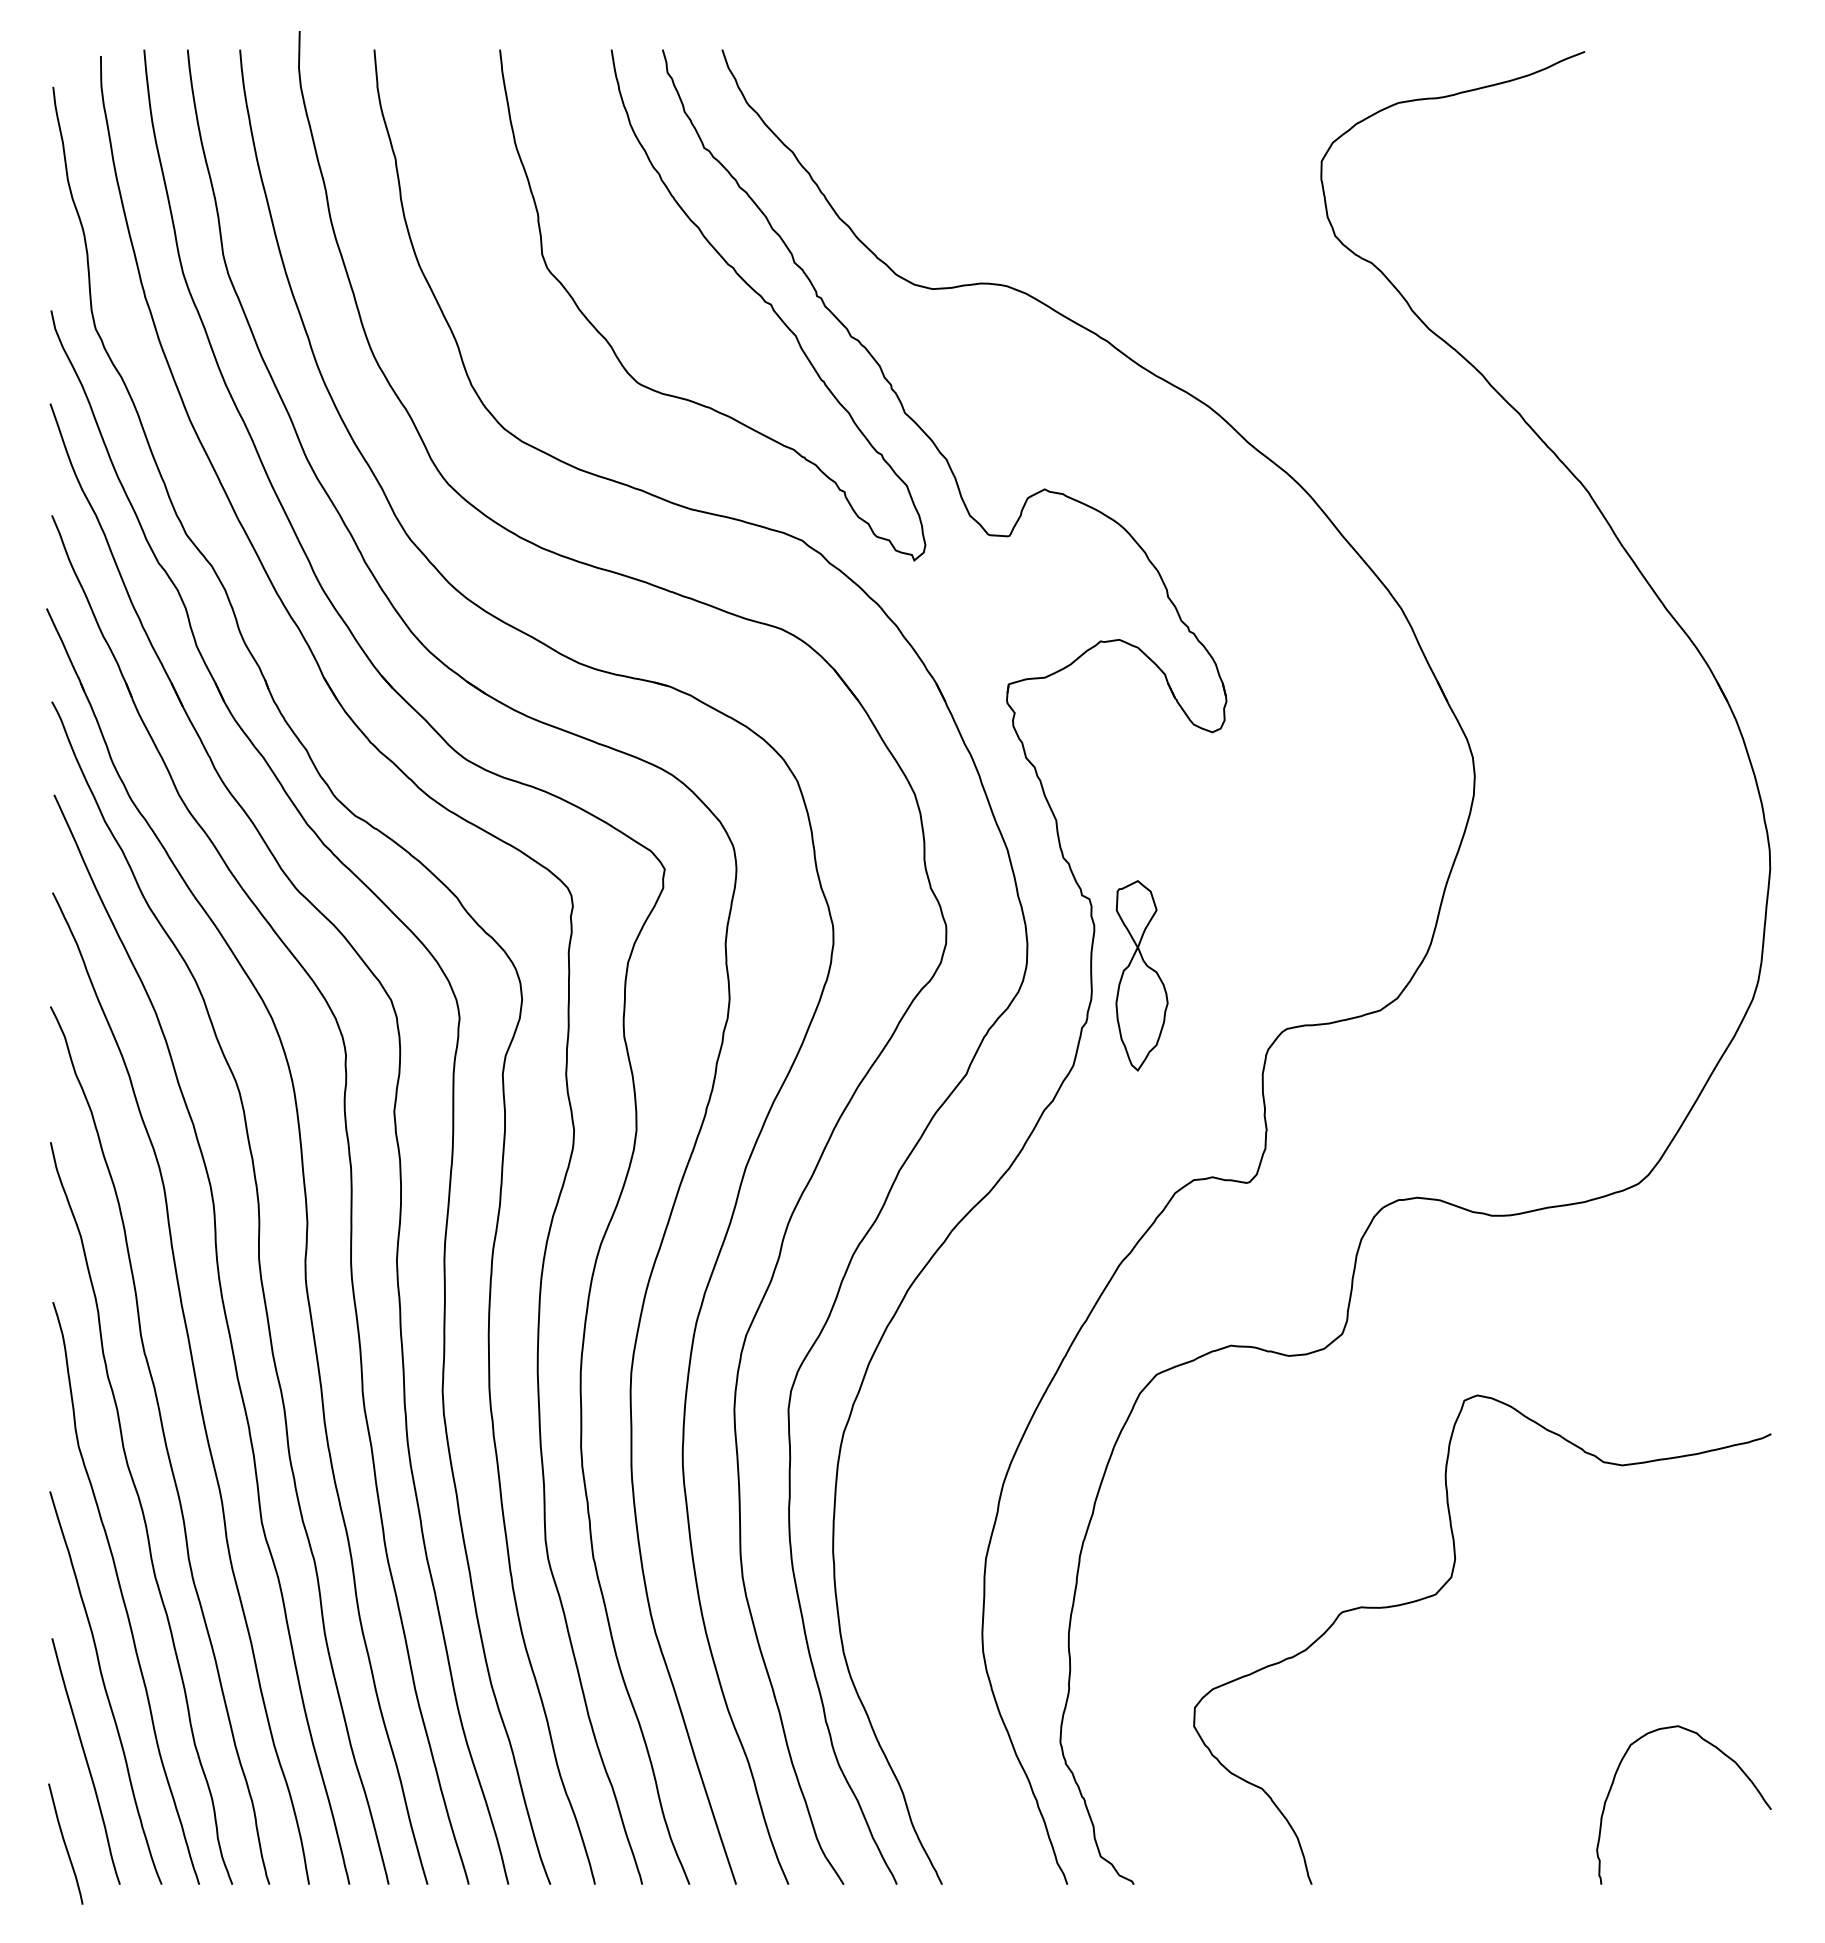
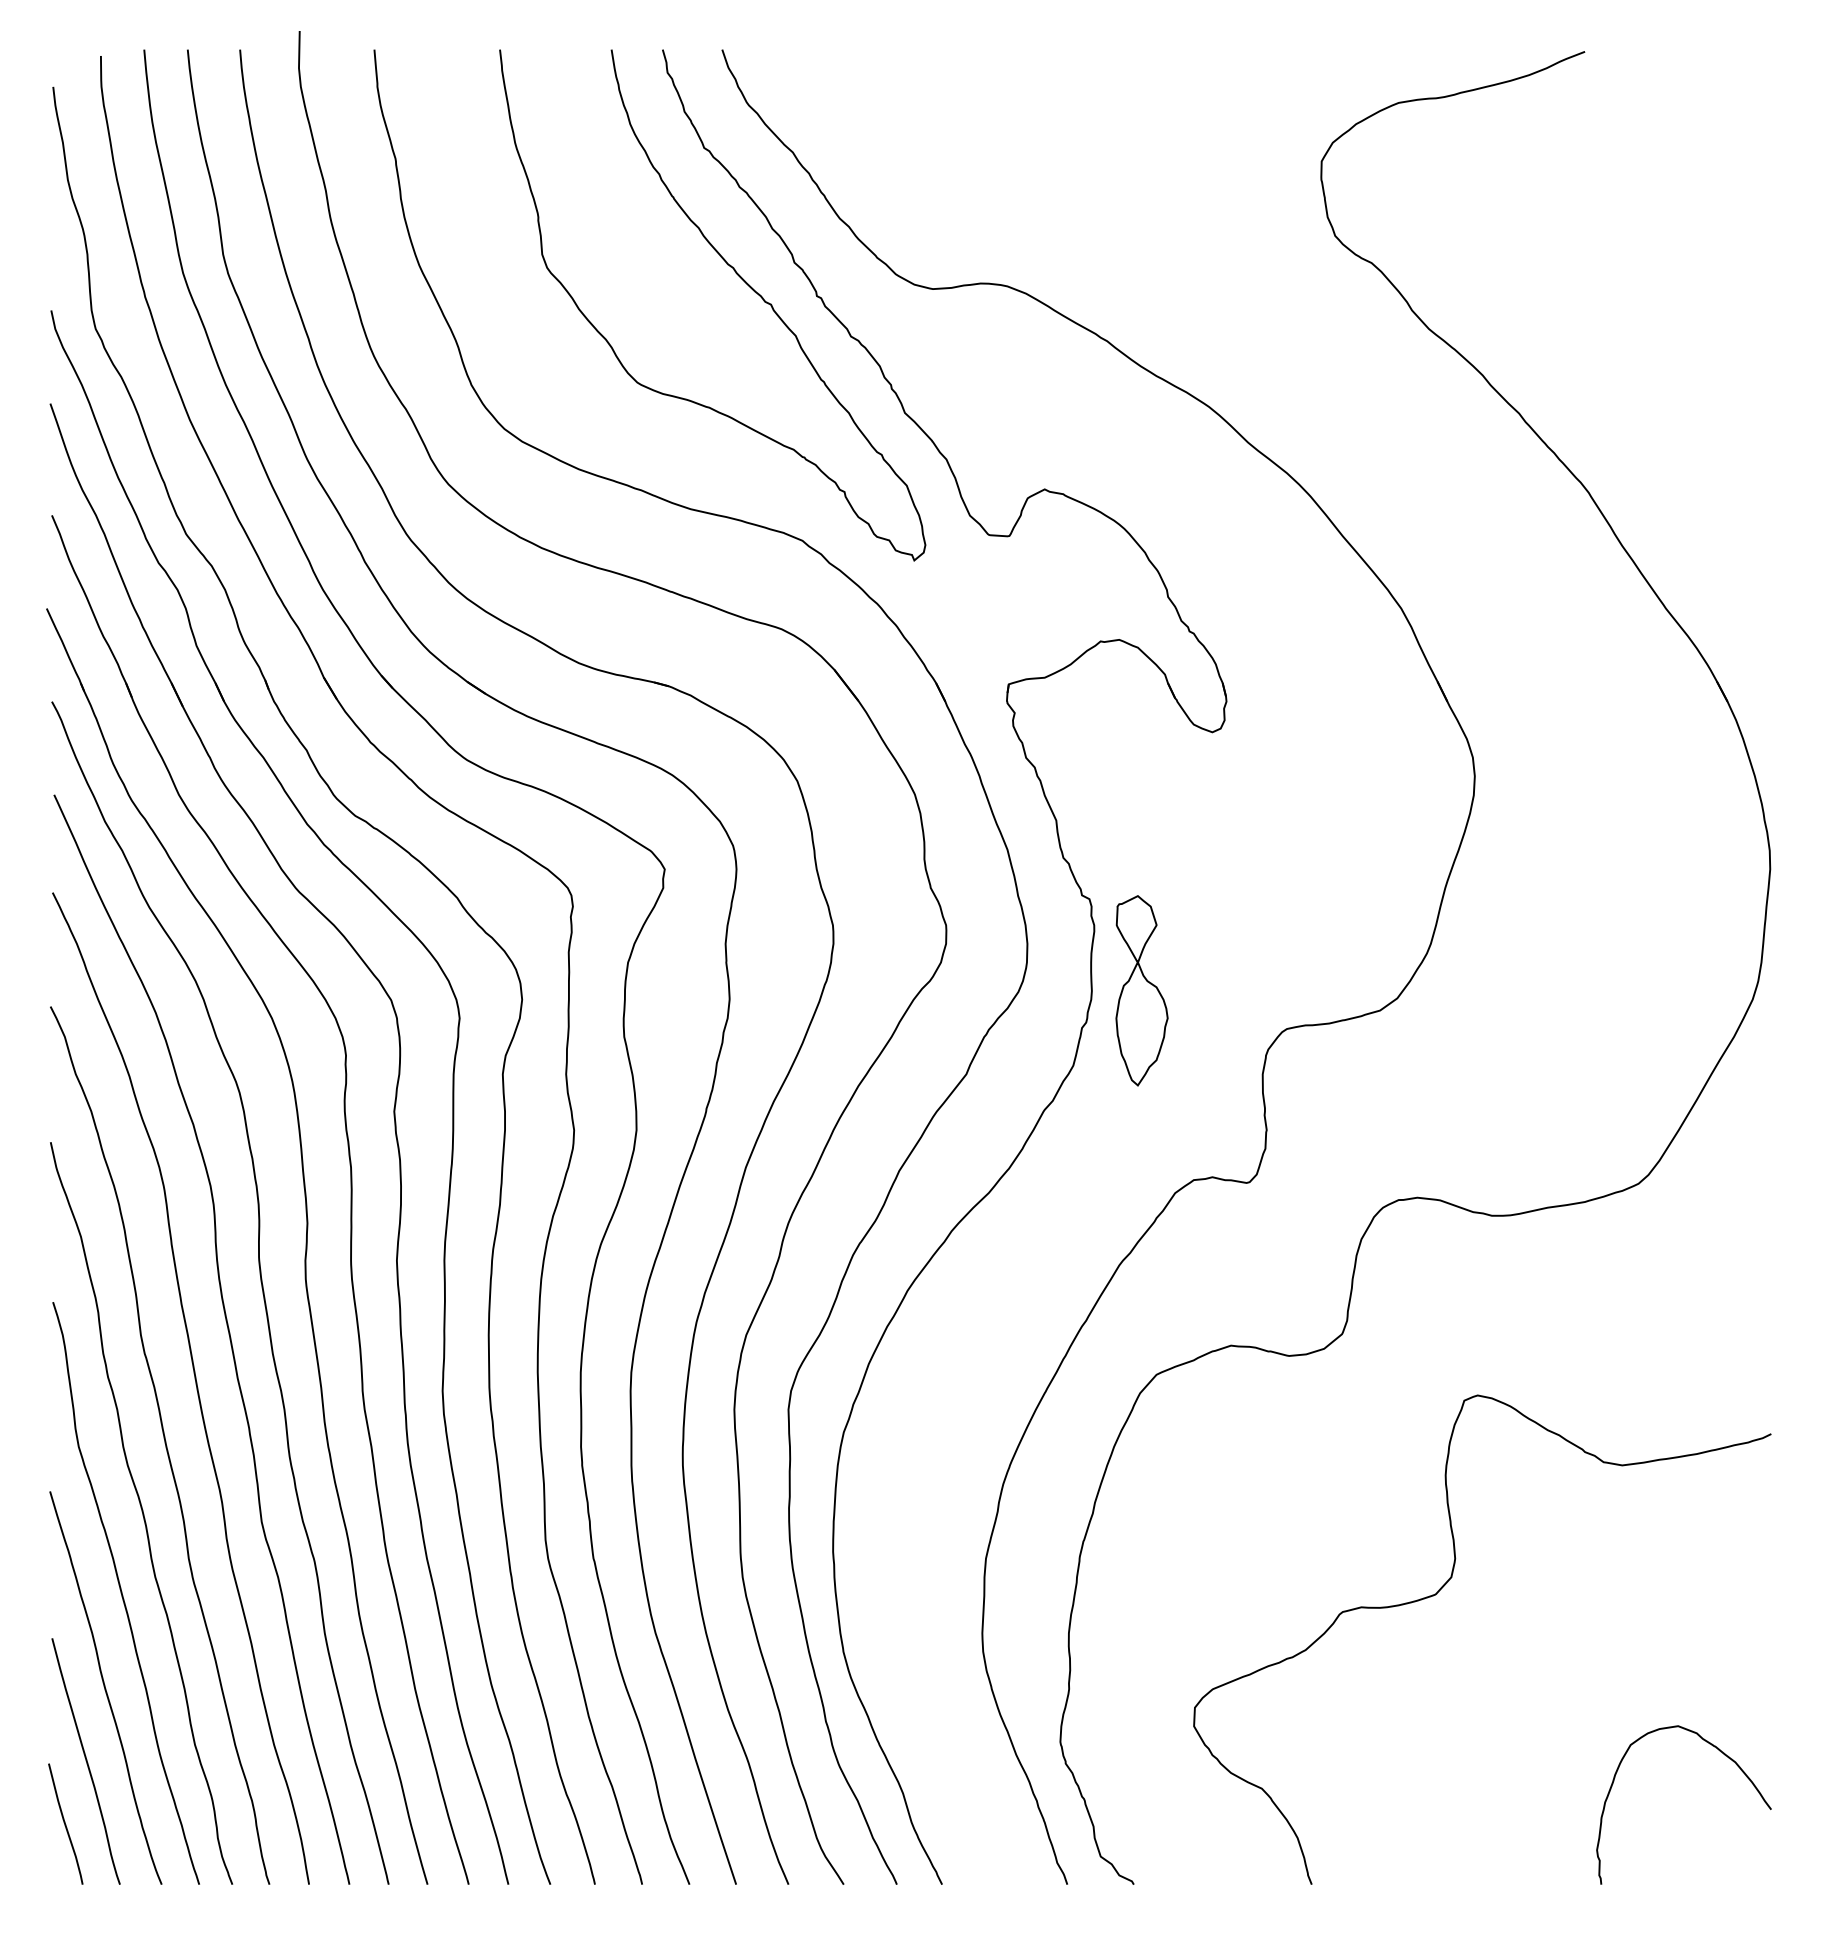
part position: (1141, 975) -> (1141, 990) (1141, 990)
curve position: (65, 1843) -> (65, 1823) (65, 1823)
